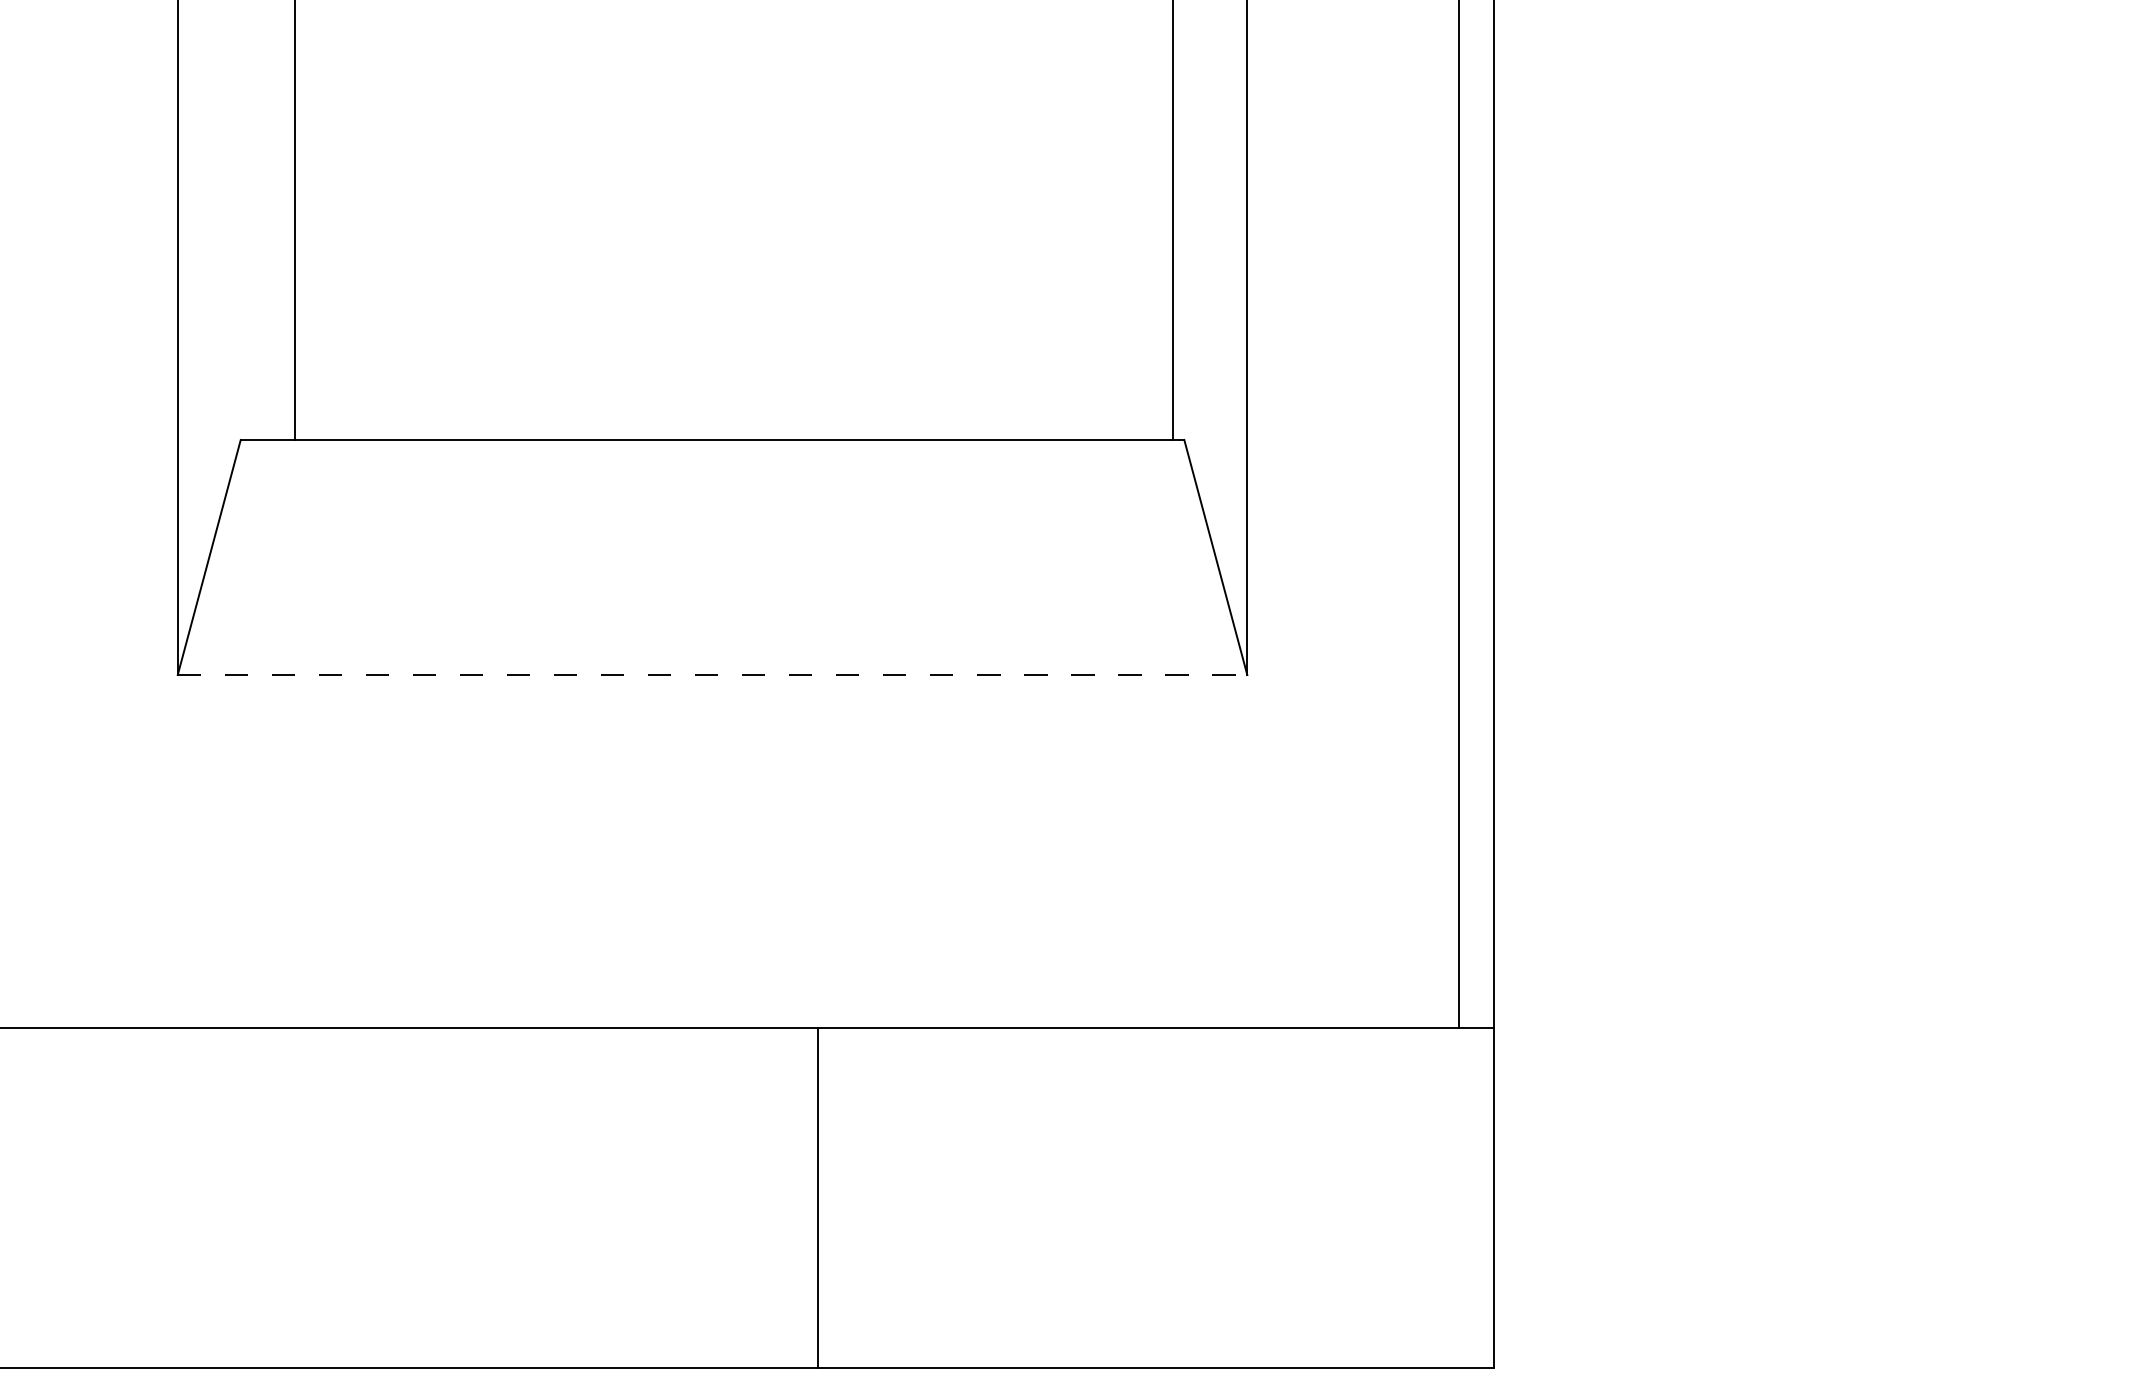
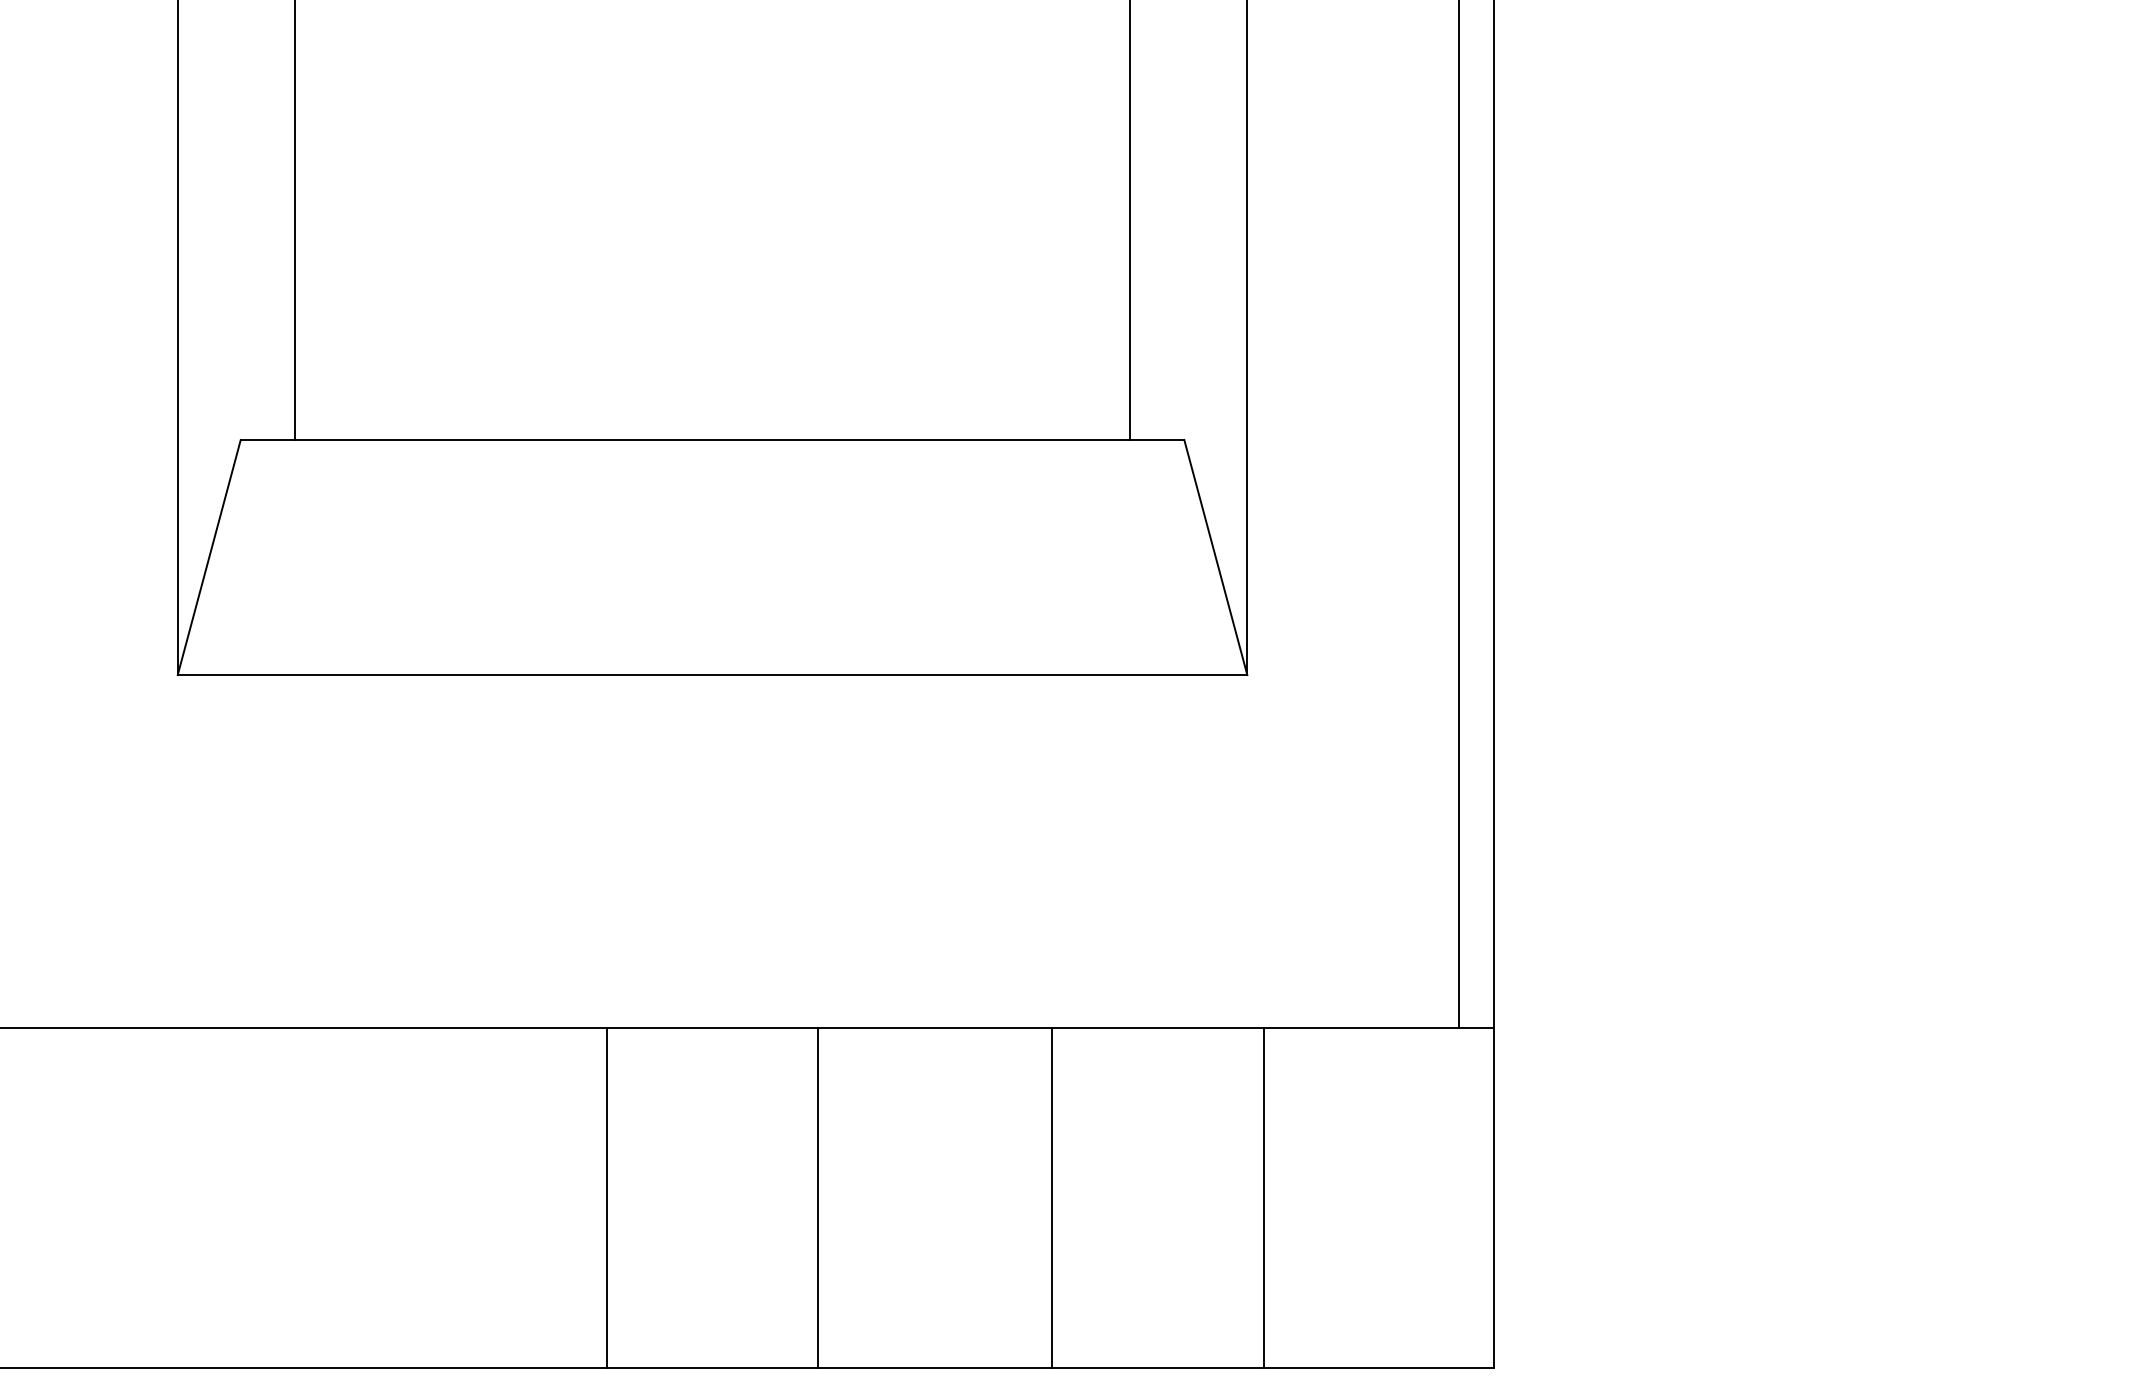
line position: (1172, 220) -> (1129, 220) (1129, 220)
line: dashed -> solid (712, 675)
line: none -> present (606, 1197)
line: none -> present (1052, 1197)
line: none -> present (1263, 1197)
